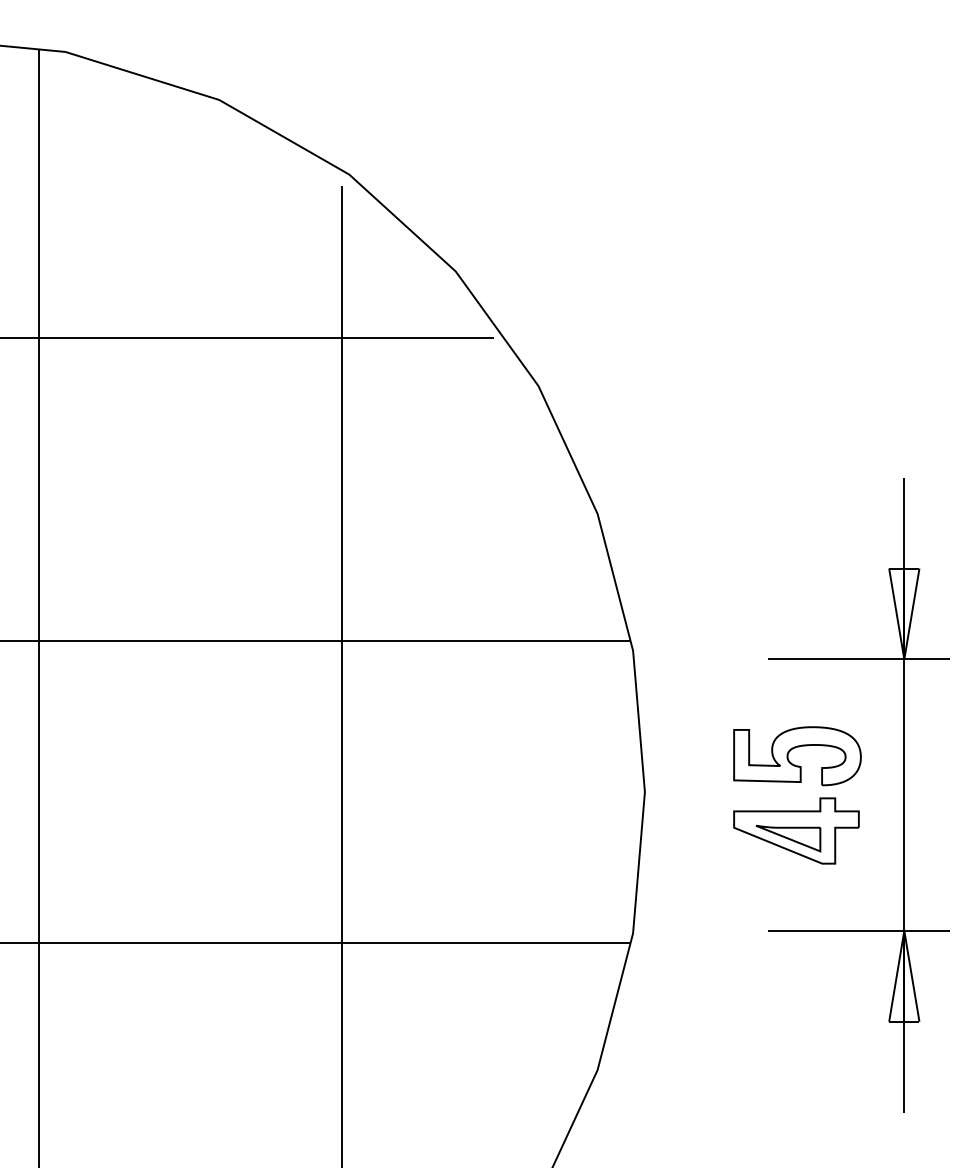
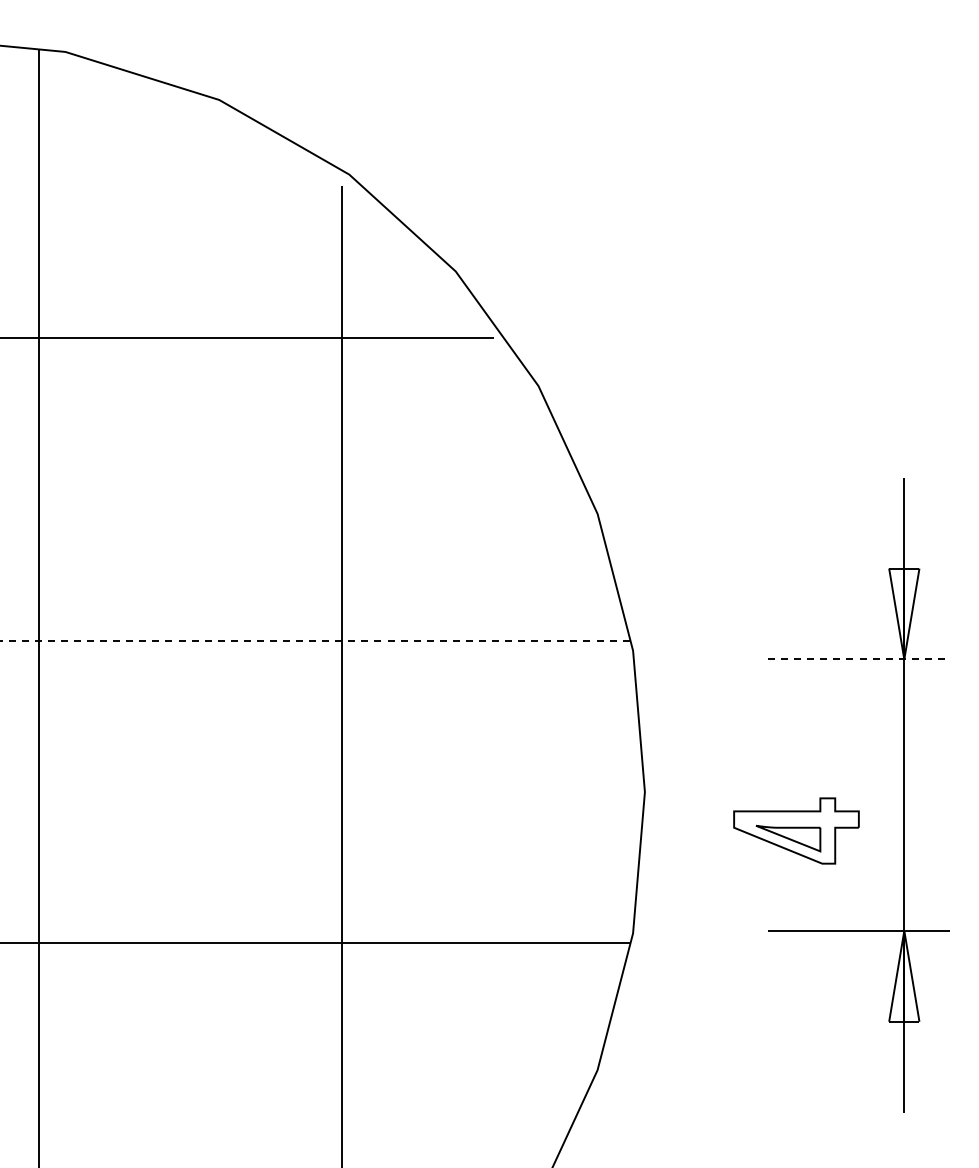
line: solid -> dashed (314, 640)
line: solid -> dashed (858, 659)
part: present -> none (793, 749)
